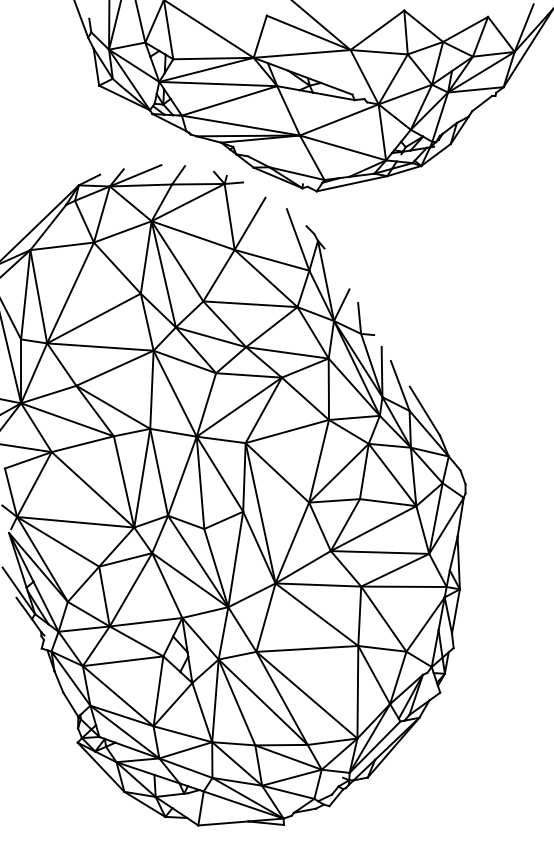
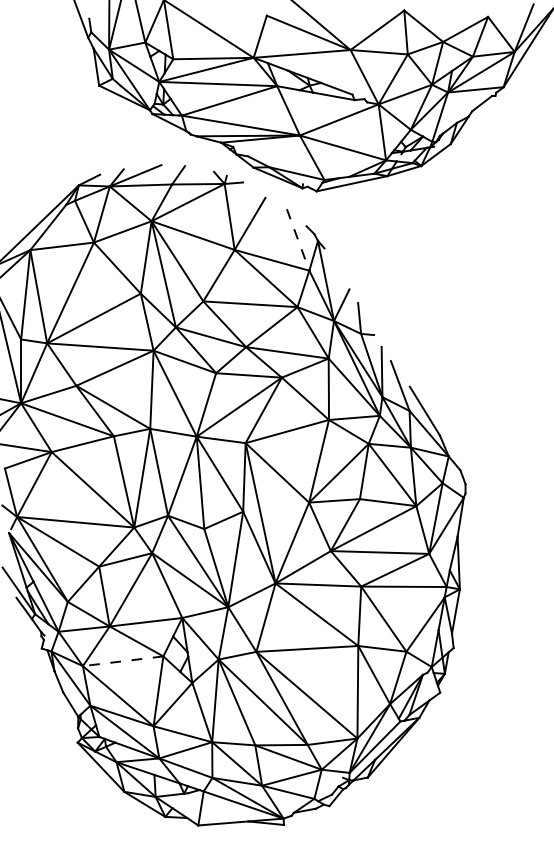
line: solid -> dashed (298, 239)
line: solid -> dashed (123, 661)
